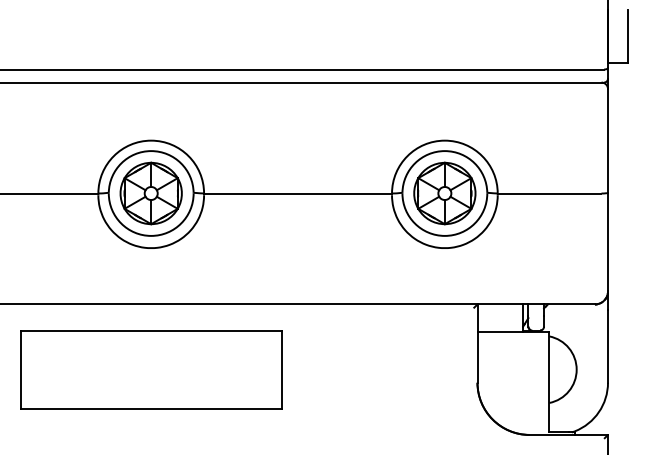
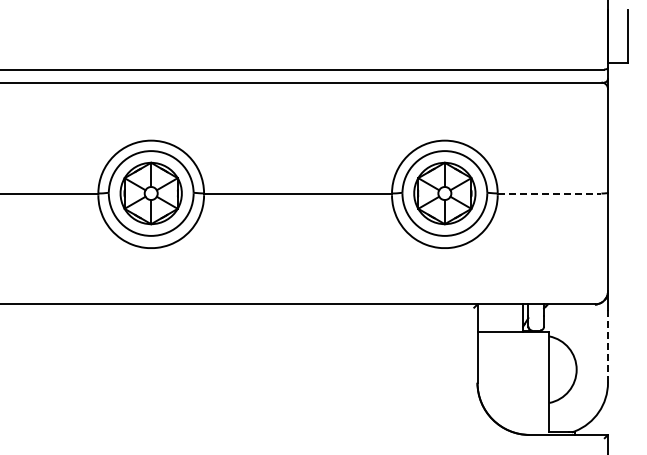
line: solid -> dashed (549, 193)
line: solid -> dashed (608, 345)
part: present -> none (151, 369)
